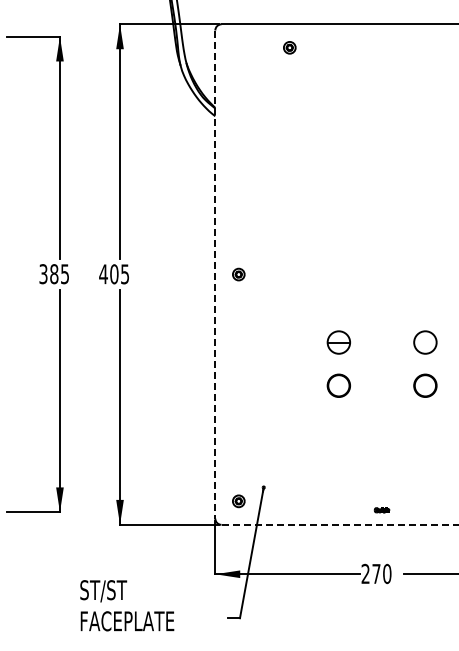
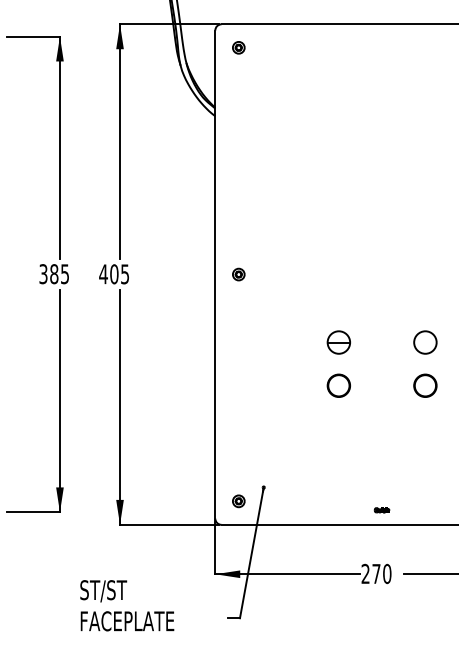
part position: (289, 47) -> (238, 47) (238, 47)
line: dashed -> solid (215, 275)
line: dashed -> solid (340, 524)
